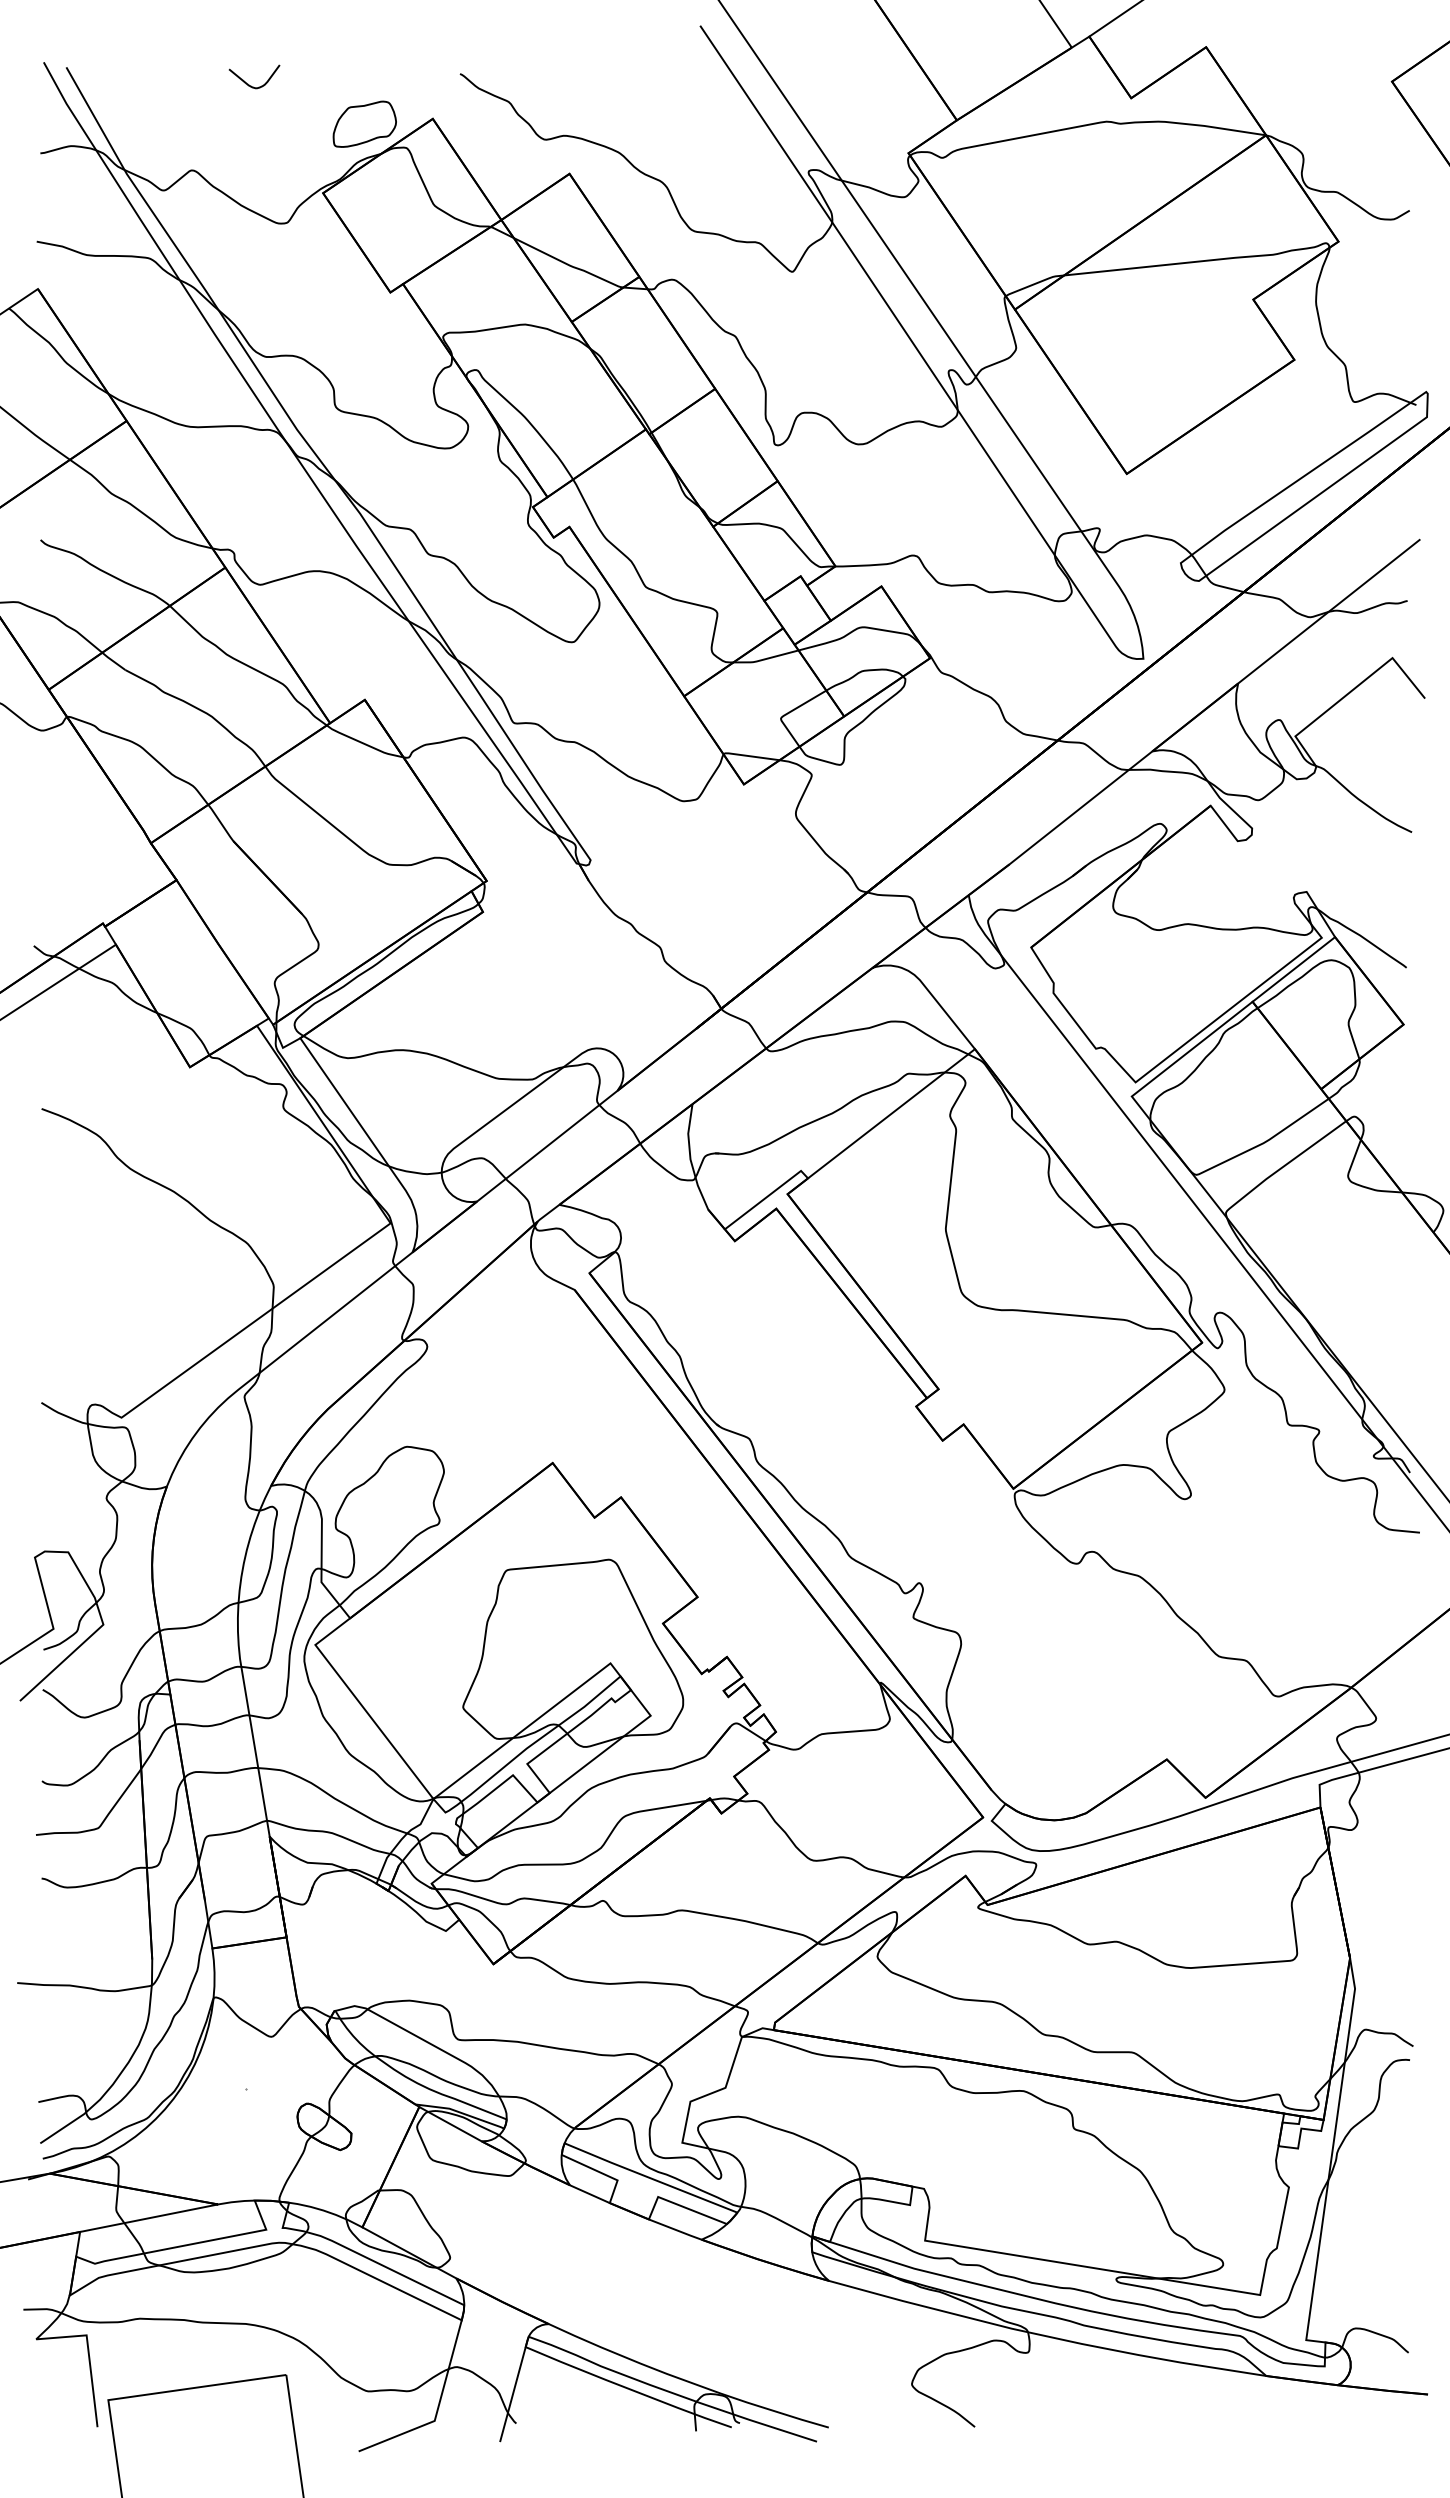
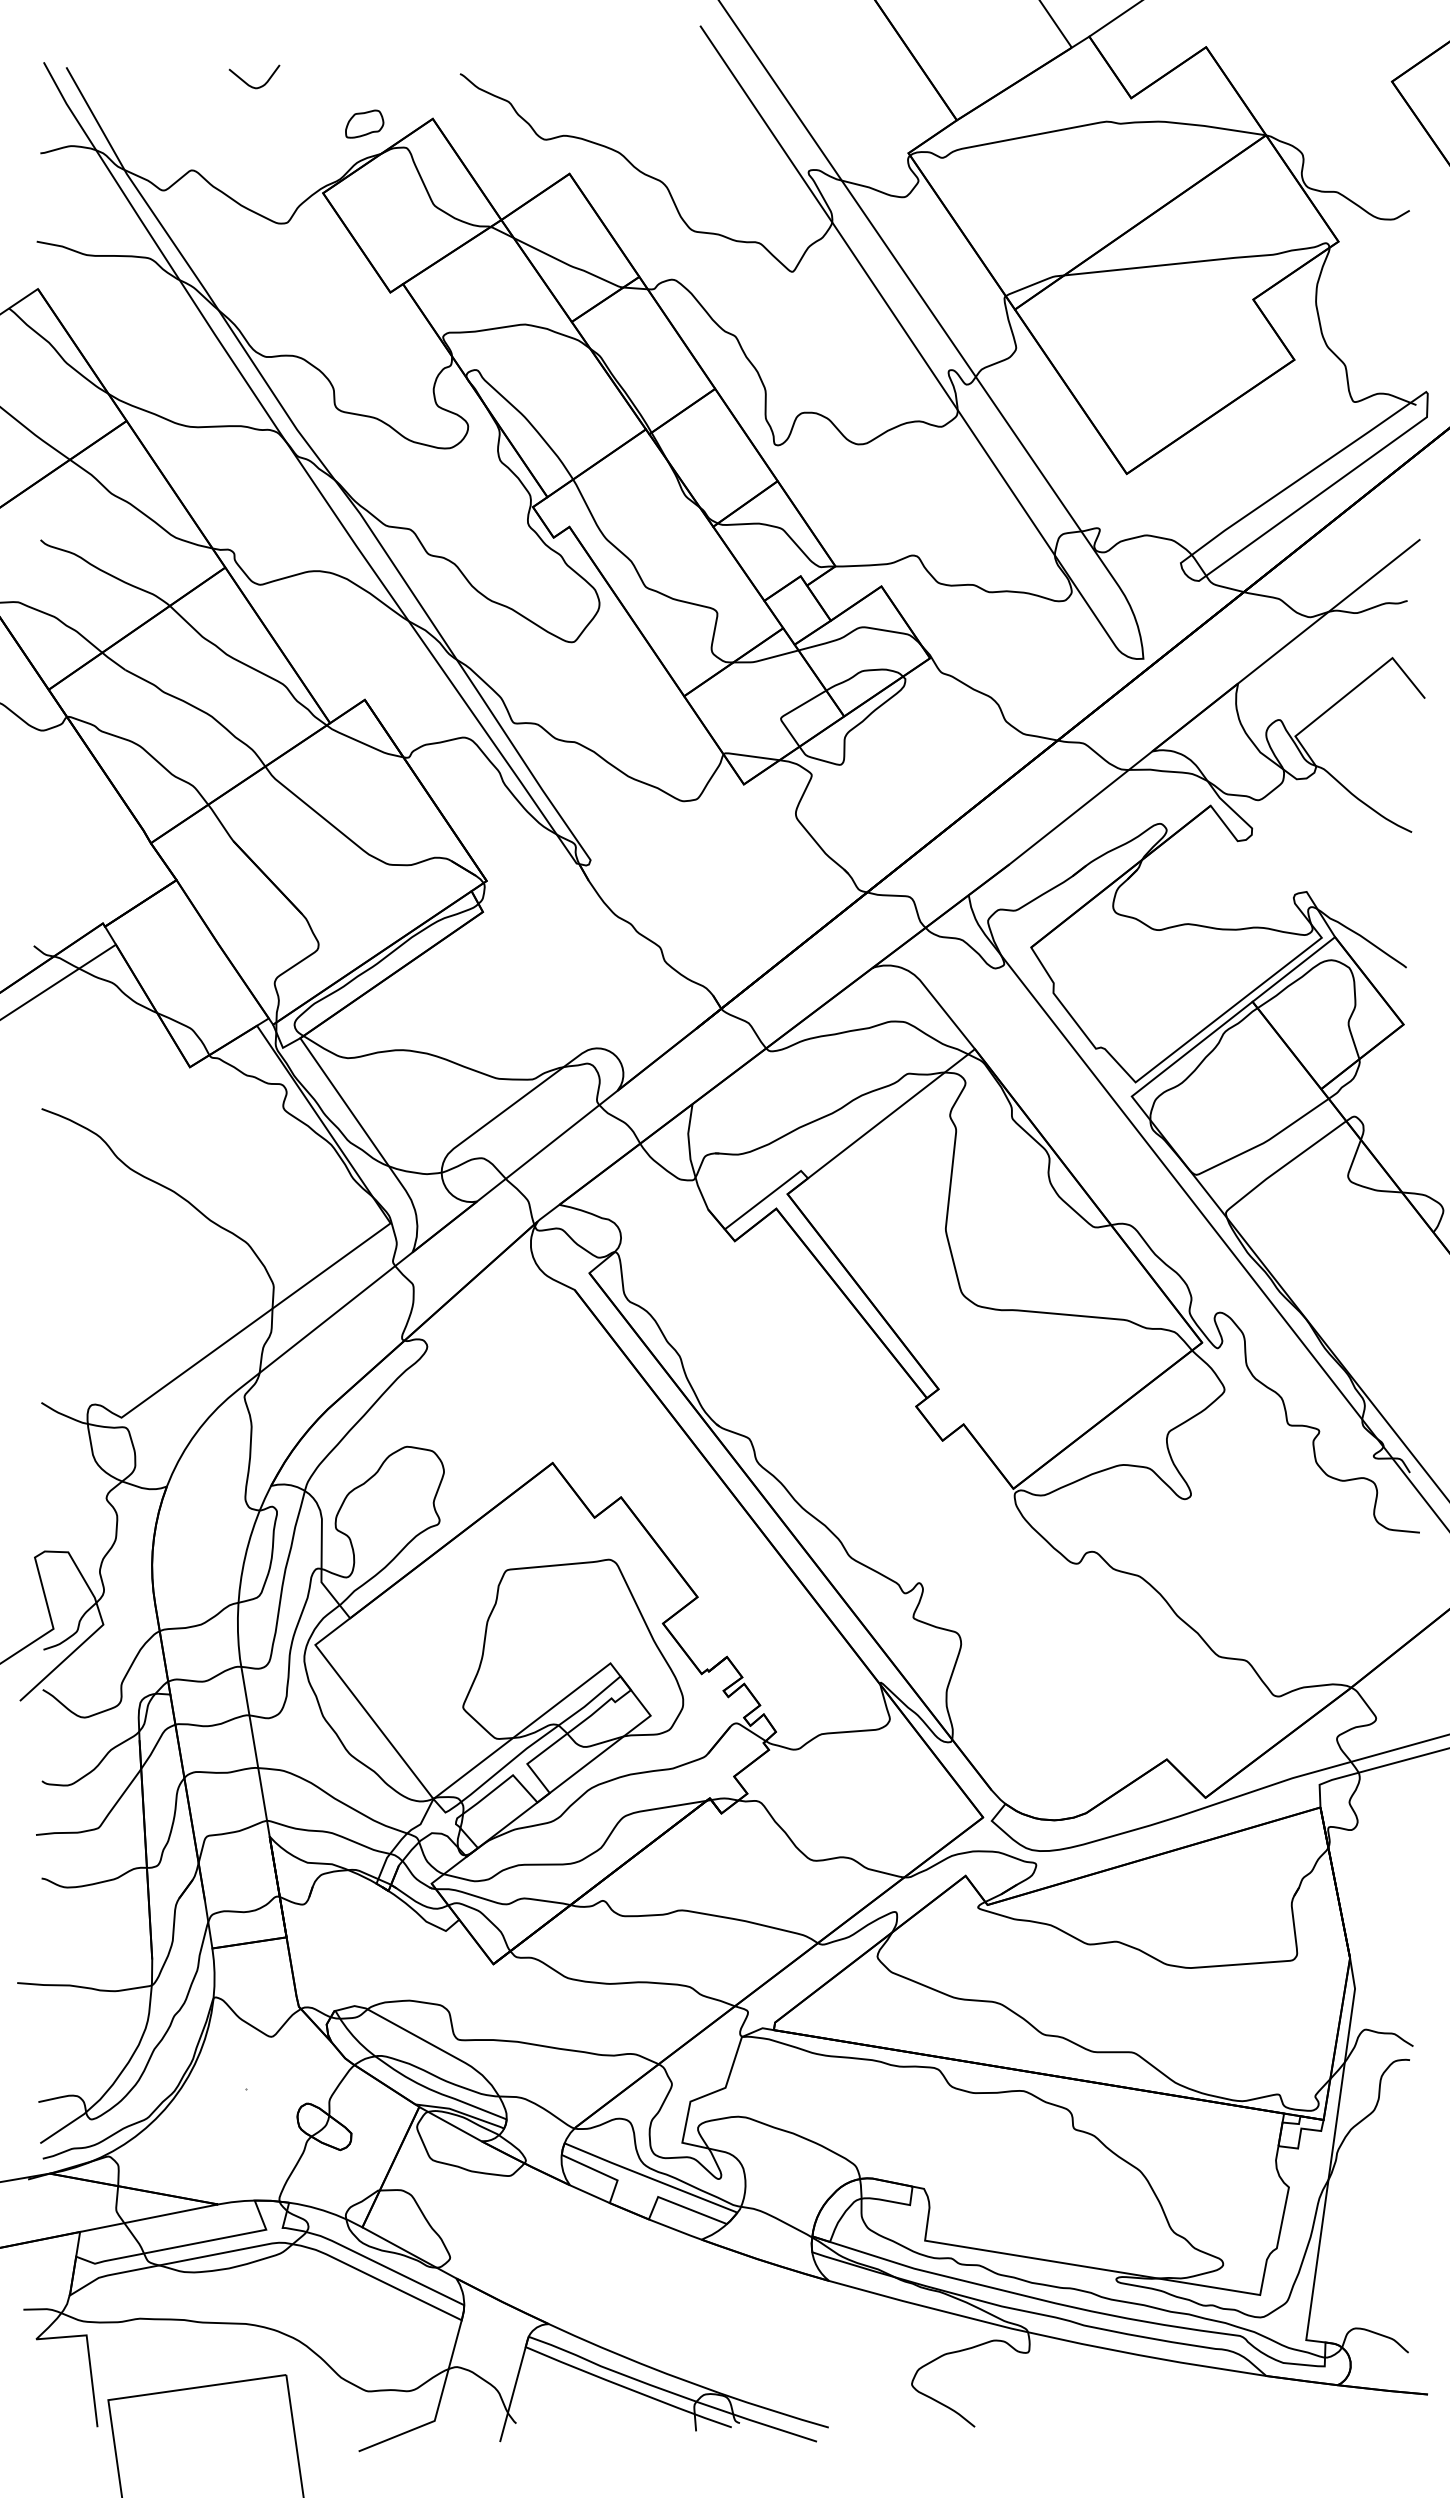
part size: 65x48 px -> 40x30 px (364, 123)
